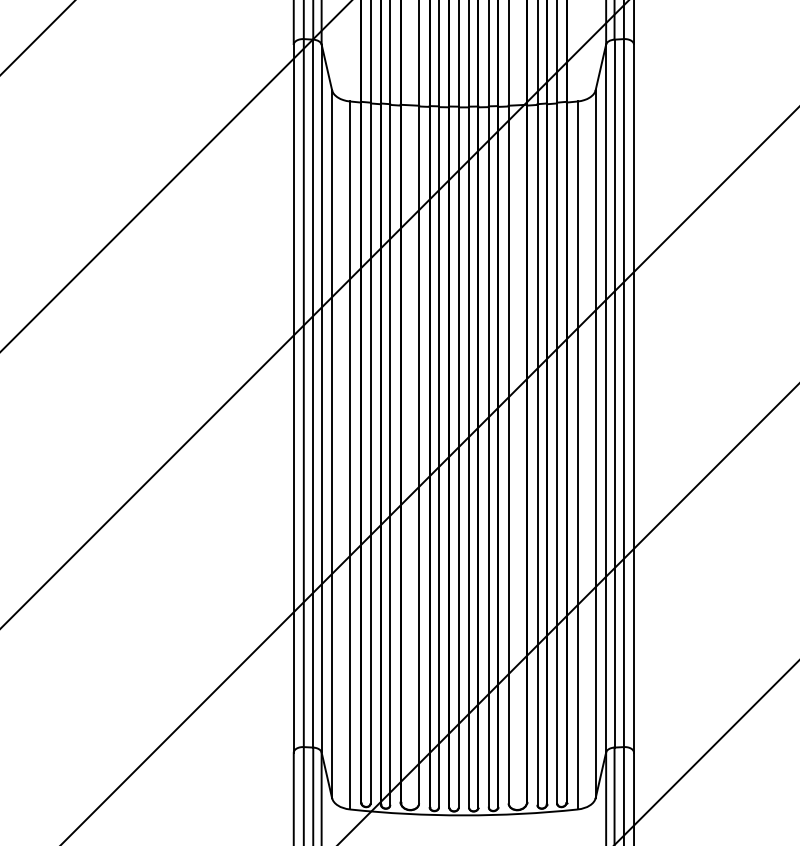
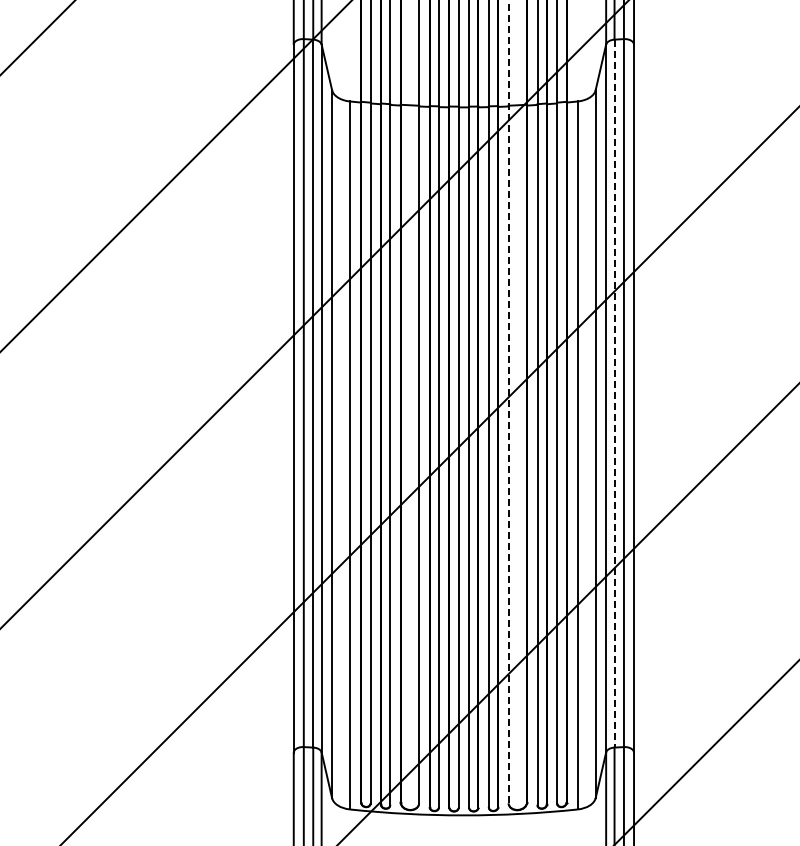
line: solid -> dashed (614, 393)
line: solid -> dashed (508, 401)
